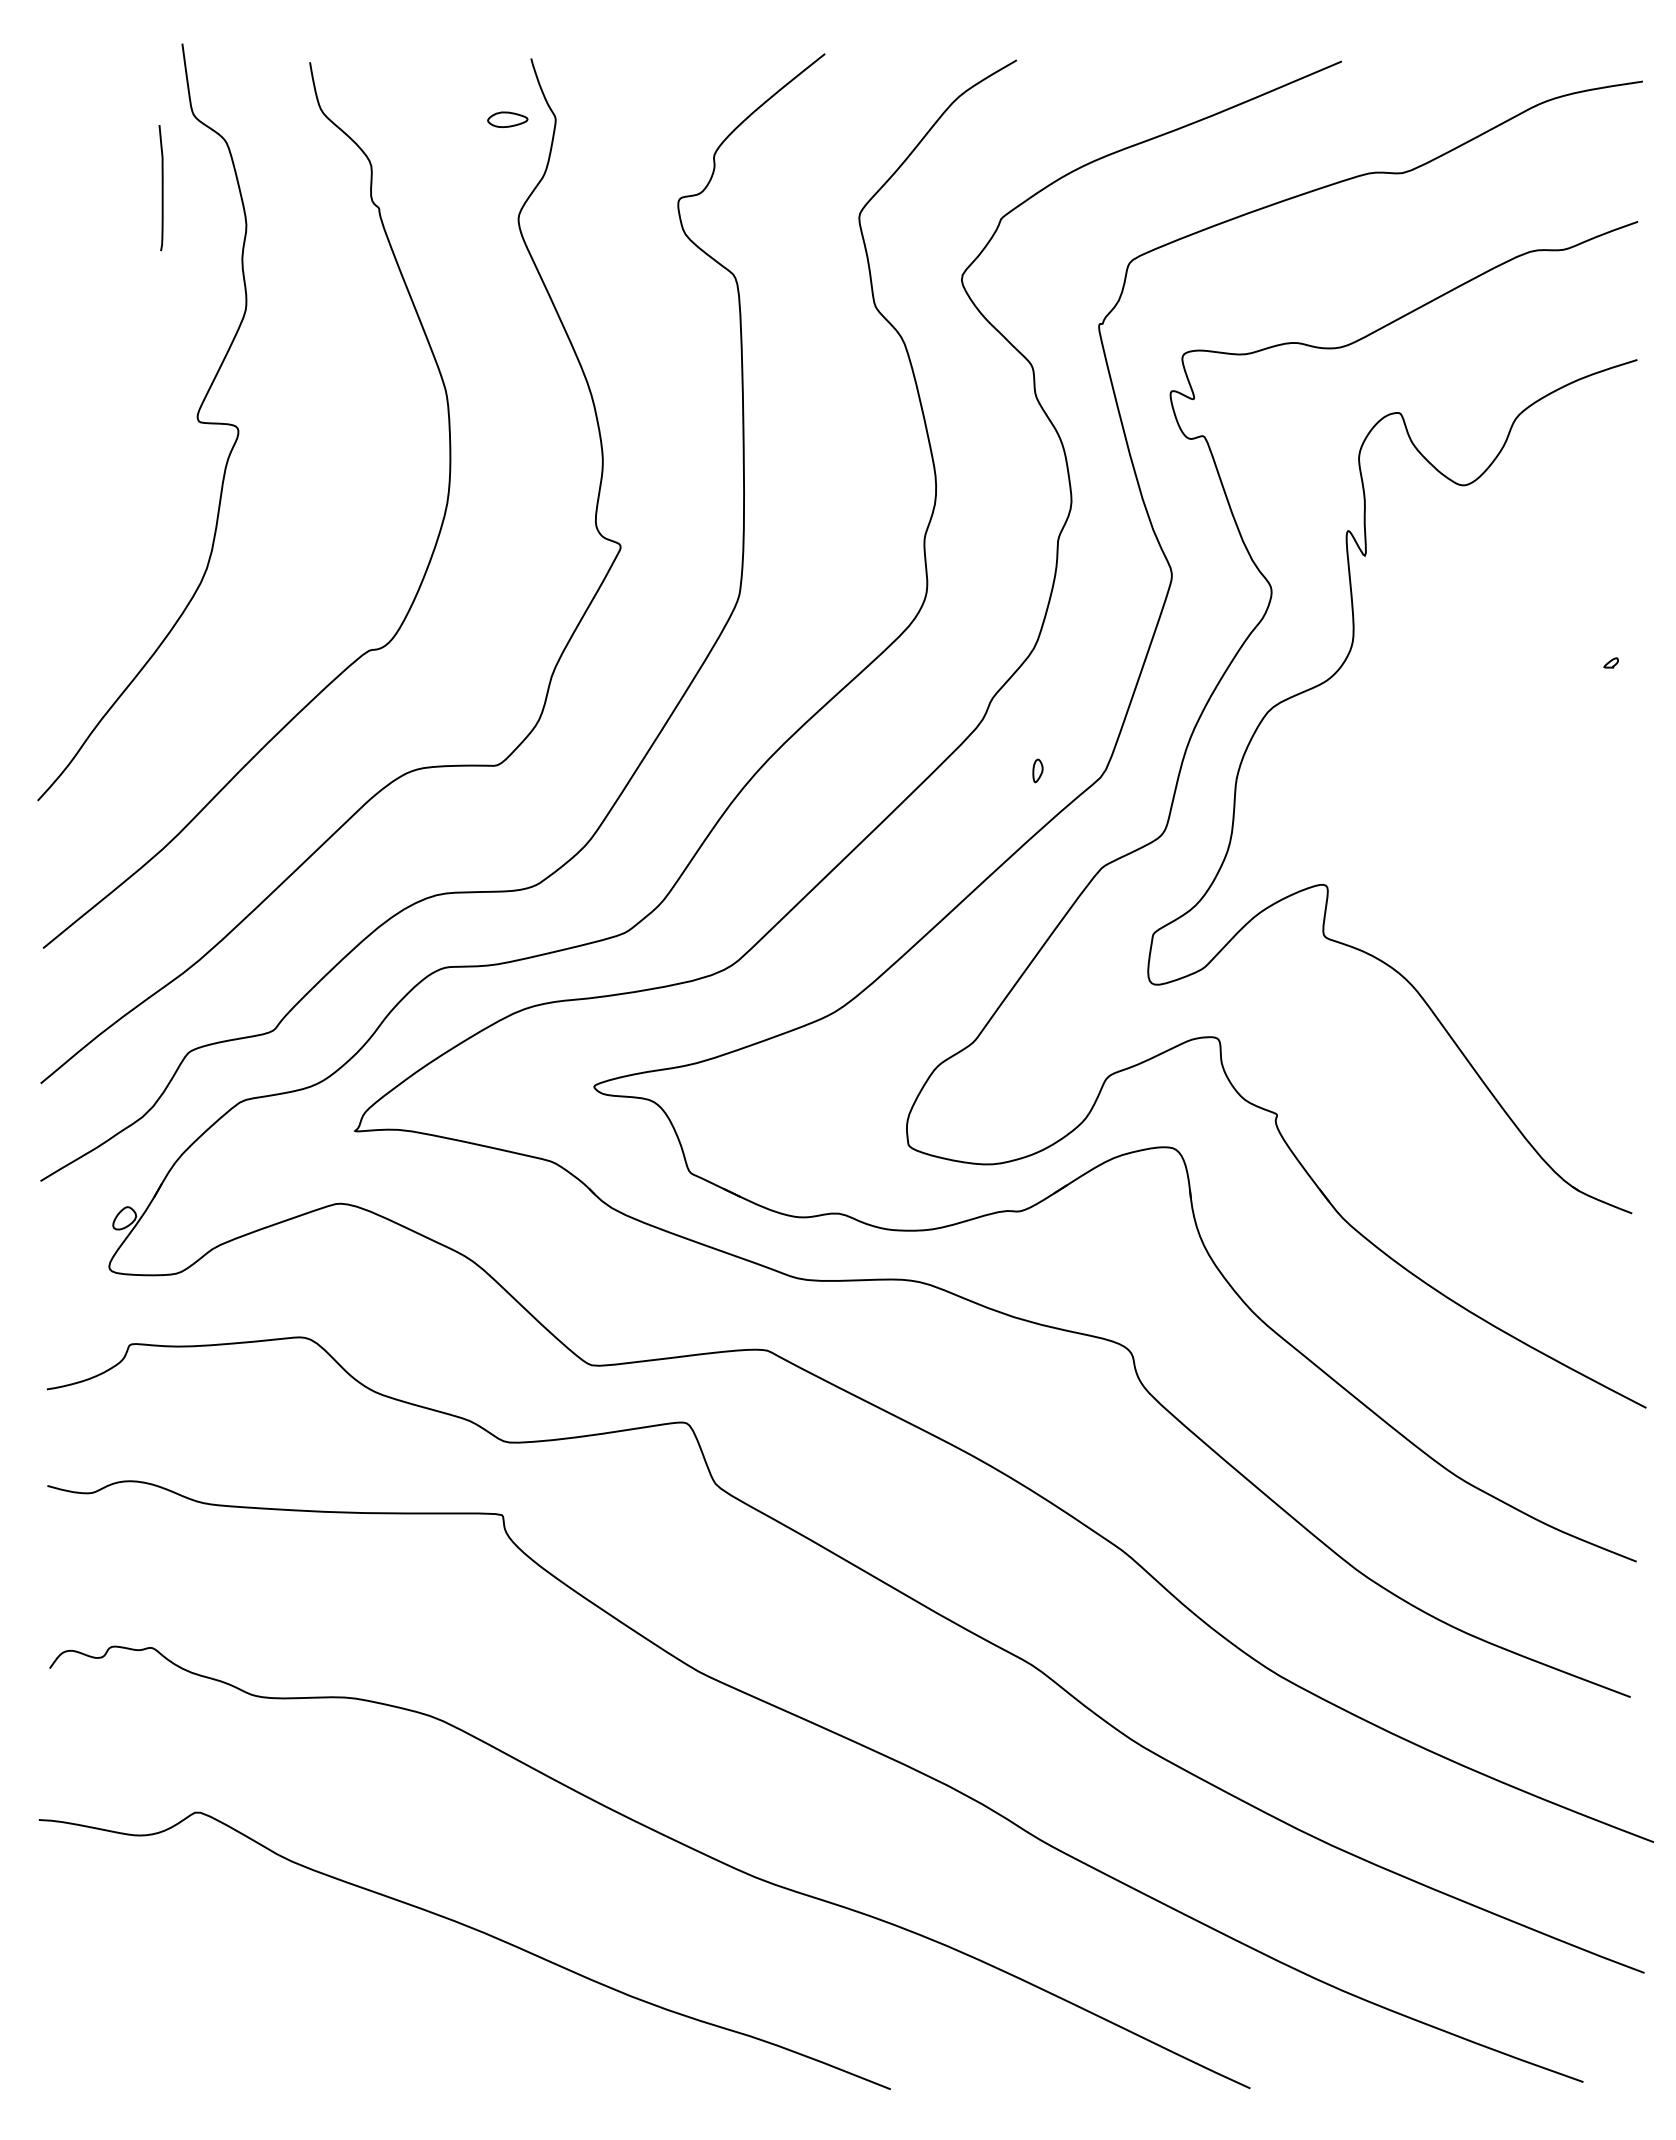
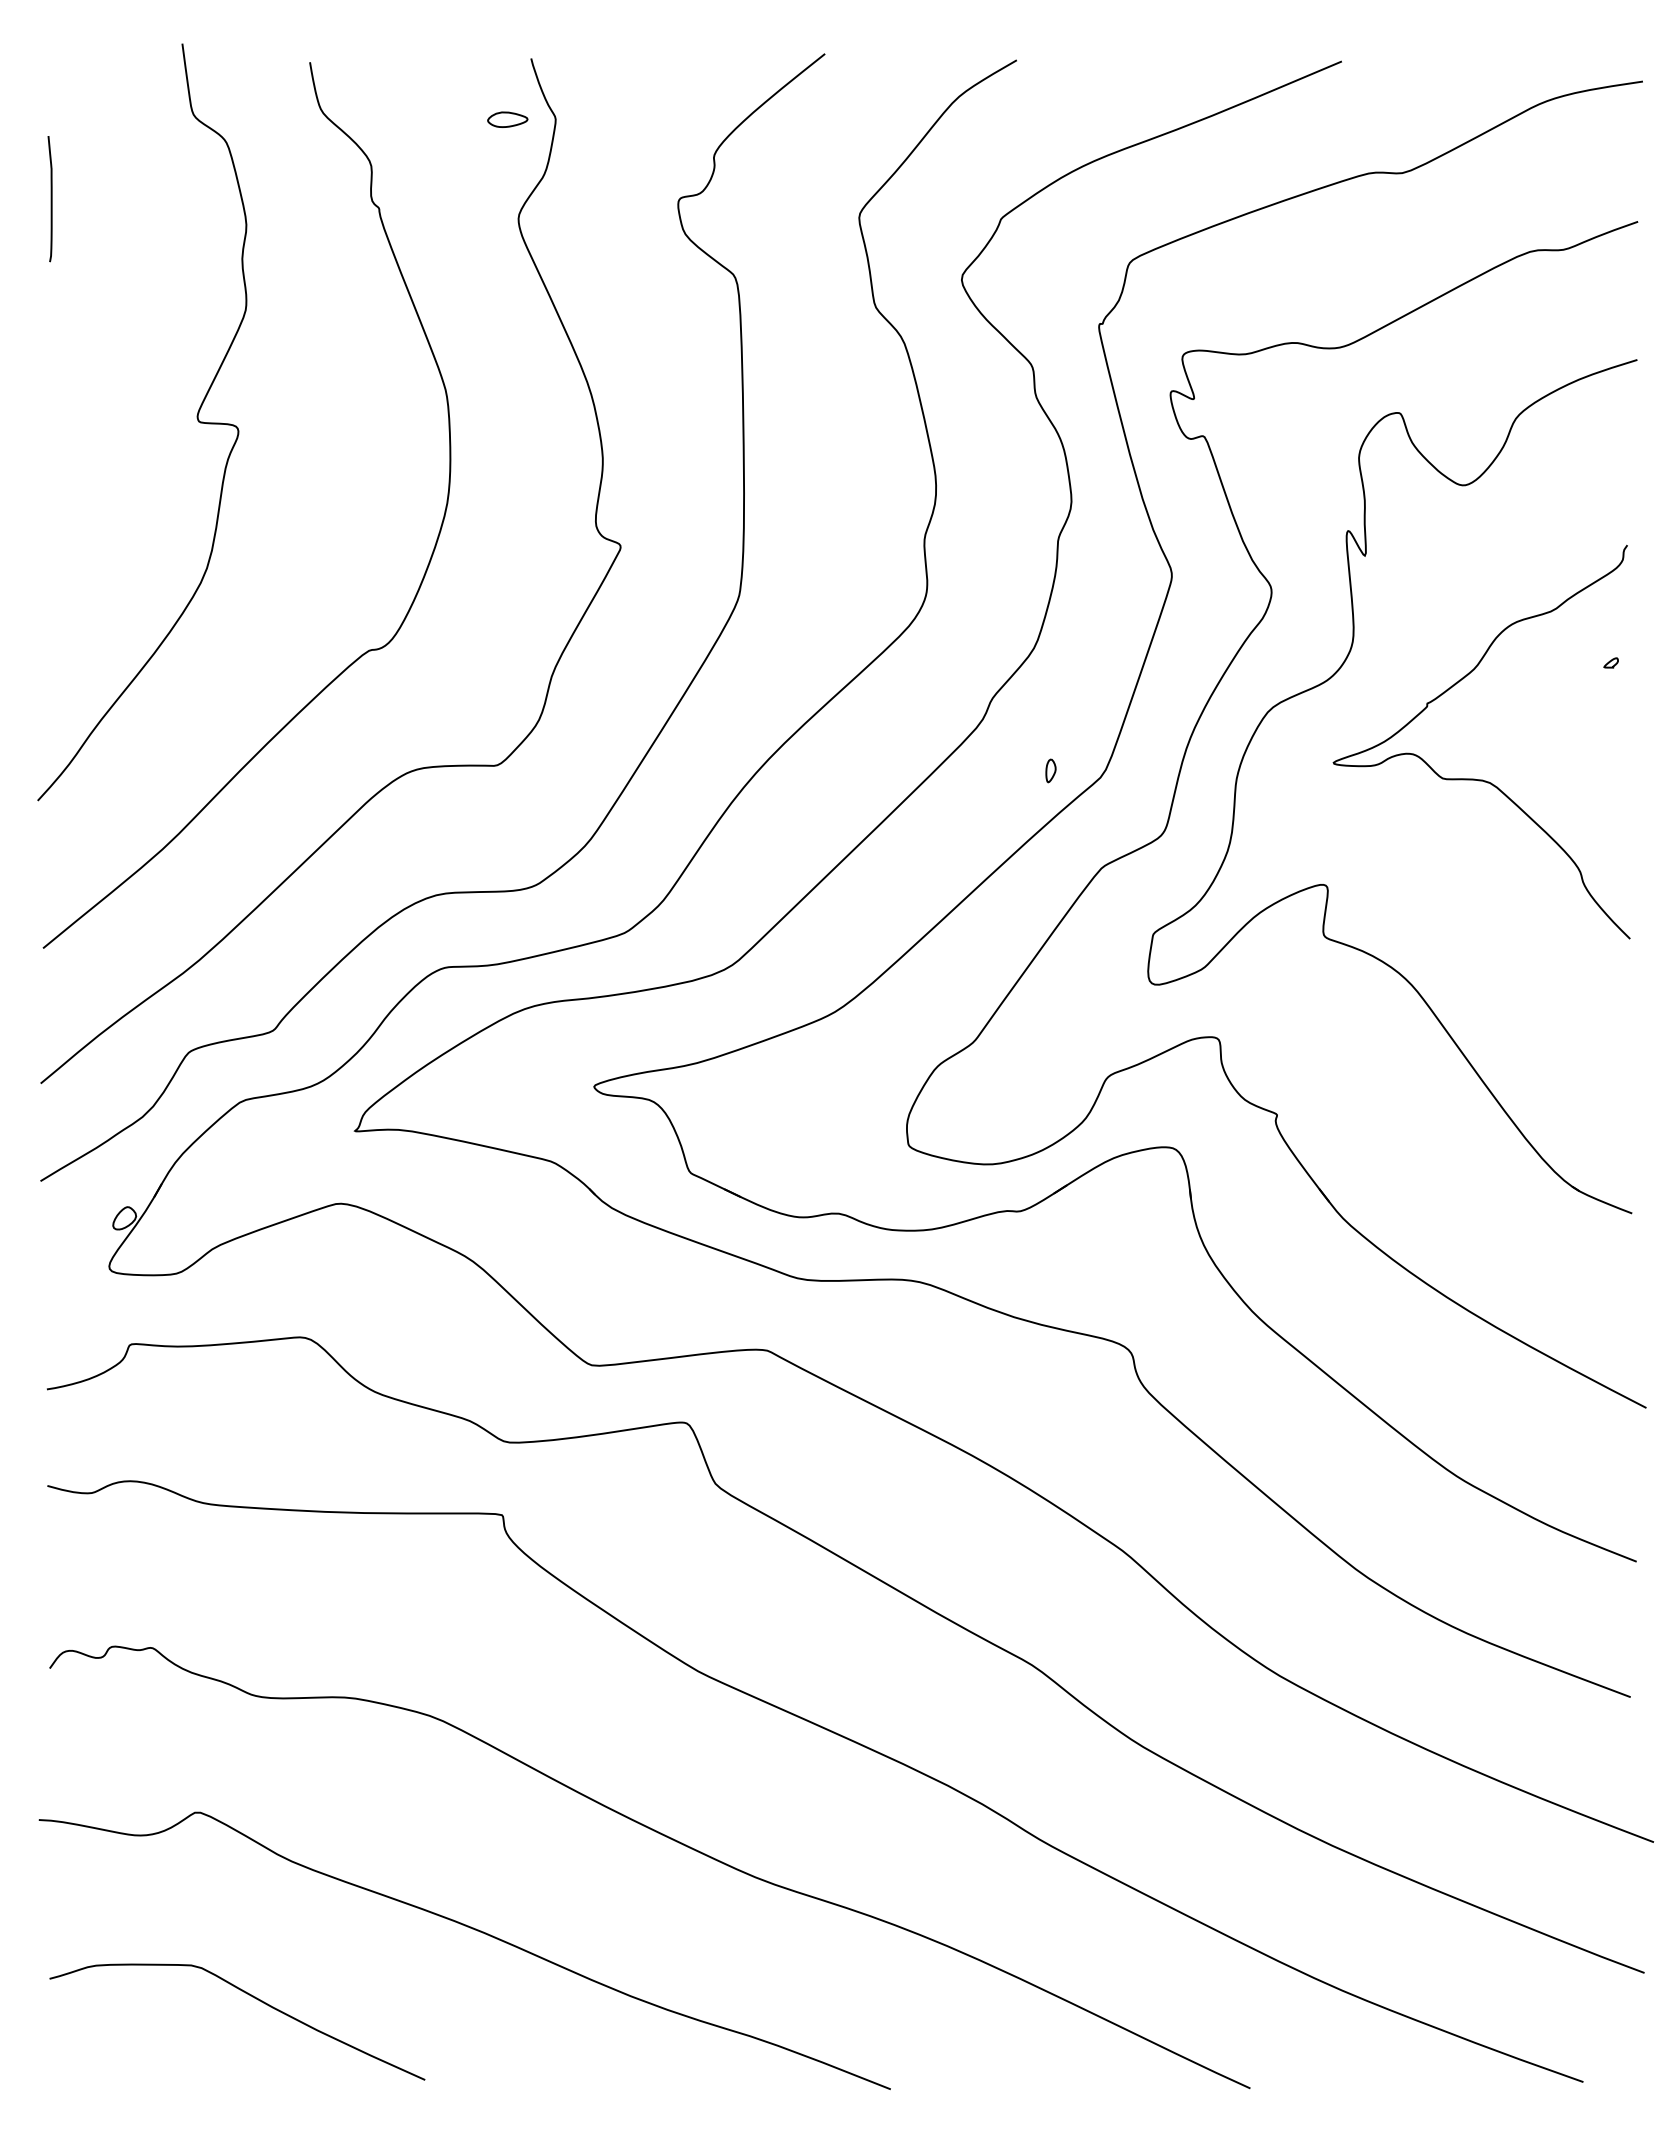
curve position: (161, 188) -> (50, 199) (50, 199)
part position: (1037, 770) -> (1050, 770) (1050, 770)
curve: none -> present (1474, 778)
curve: none -> present (250, 1996)
